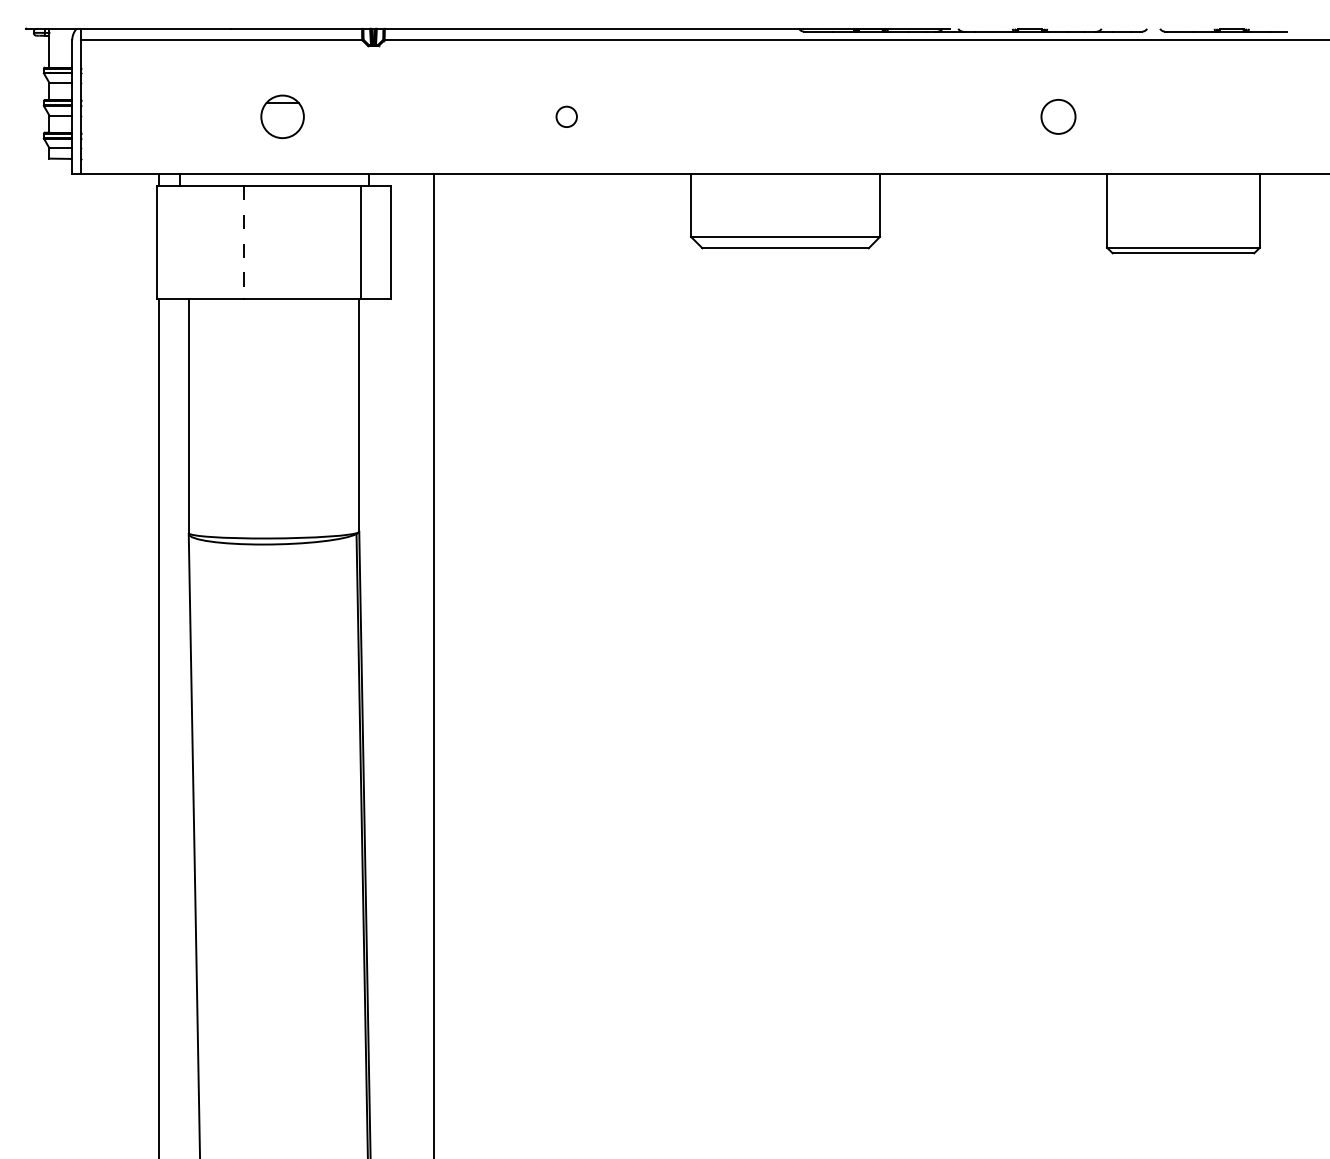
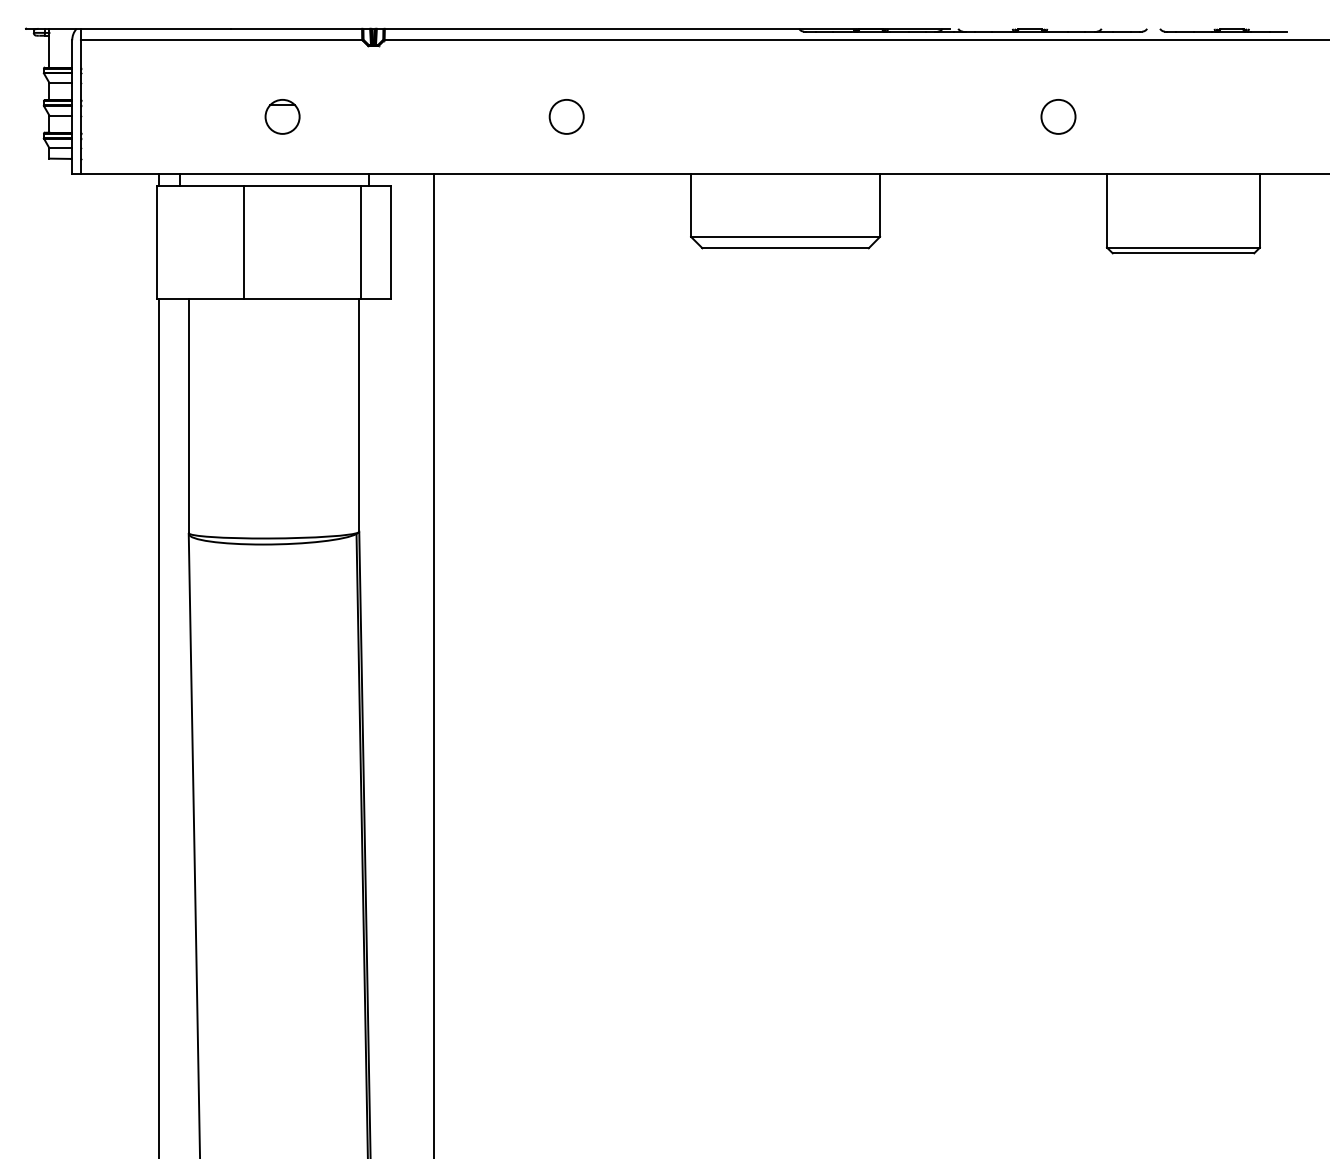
part size: 45x45 px -> 37x36 px (282, 116)
circle diameter: 20 px -> 34 px (566, 116)
line: dashed -> solid (243, 242)
